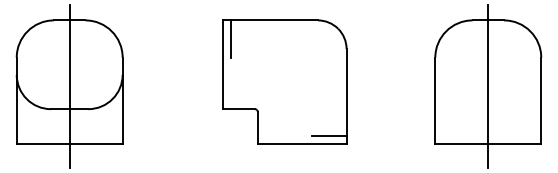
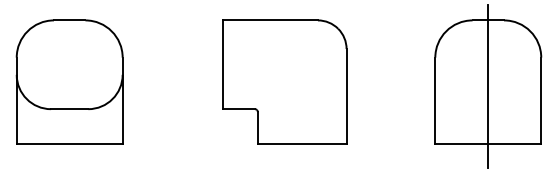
line: present -> none (230, 38)
line: present -> none (69, 86)
line: present -> none (329, 136)
